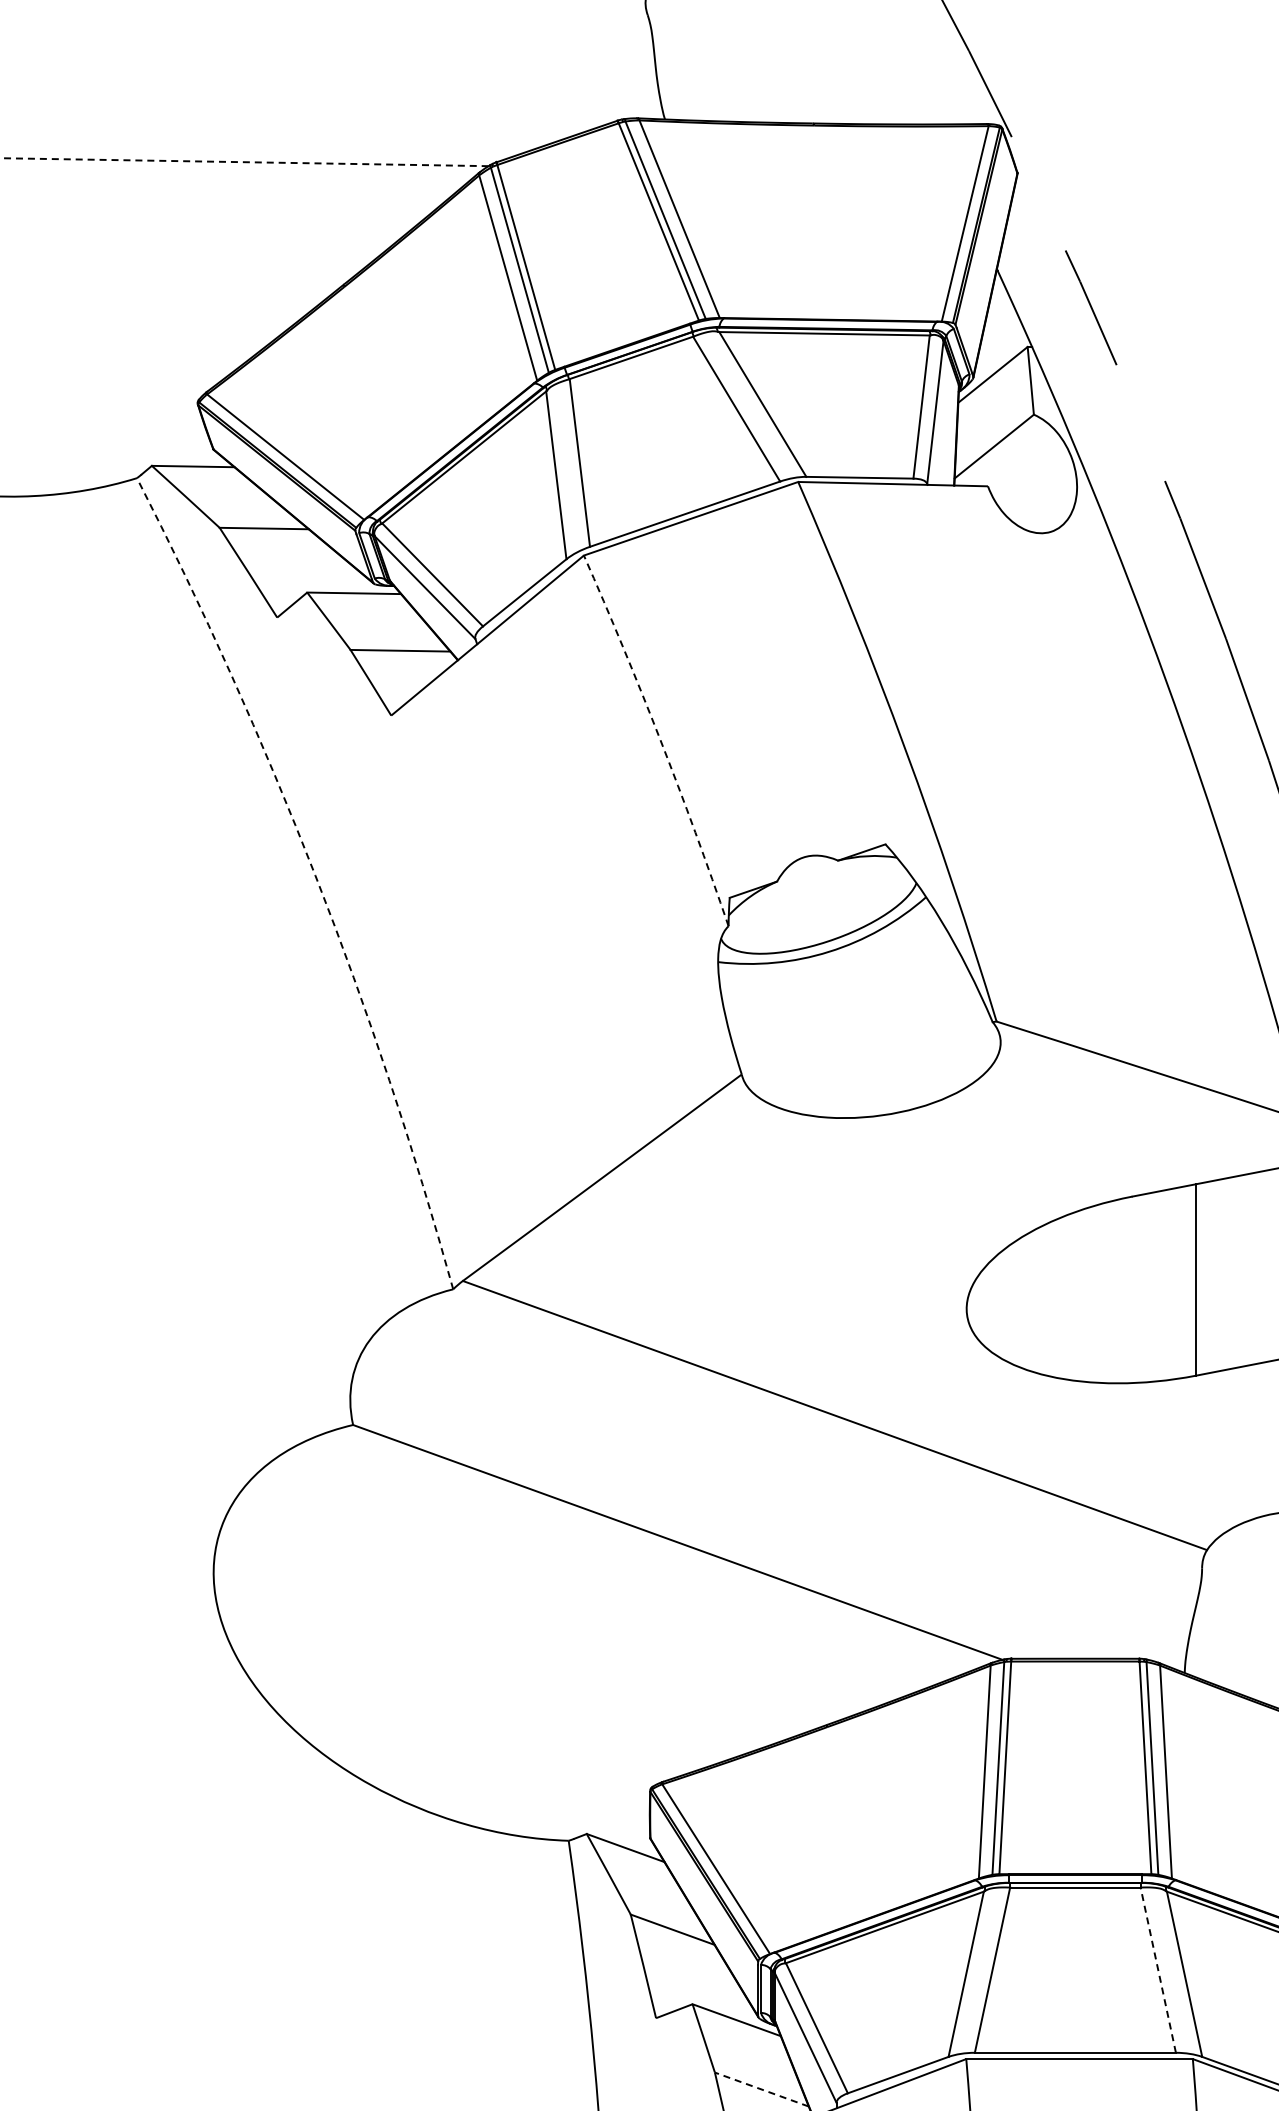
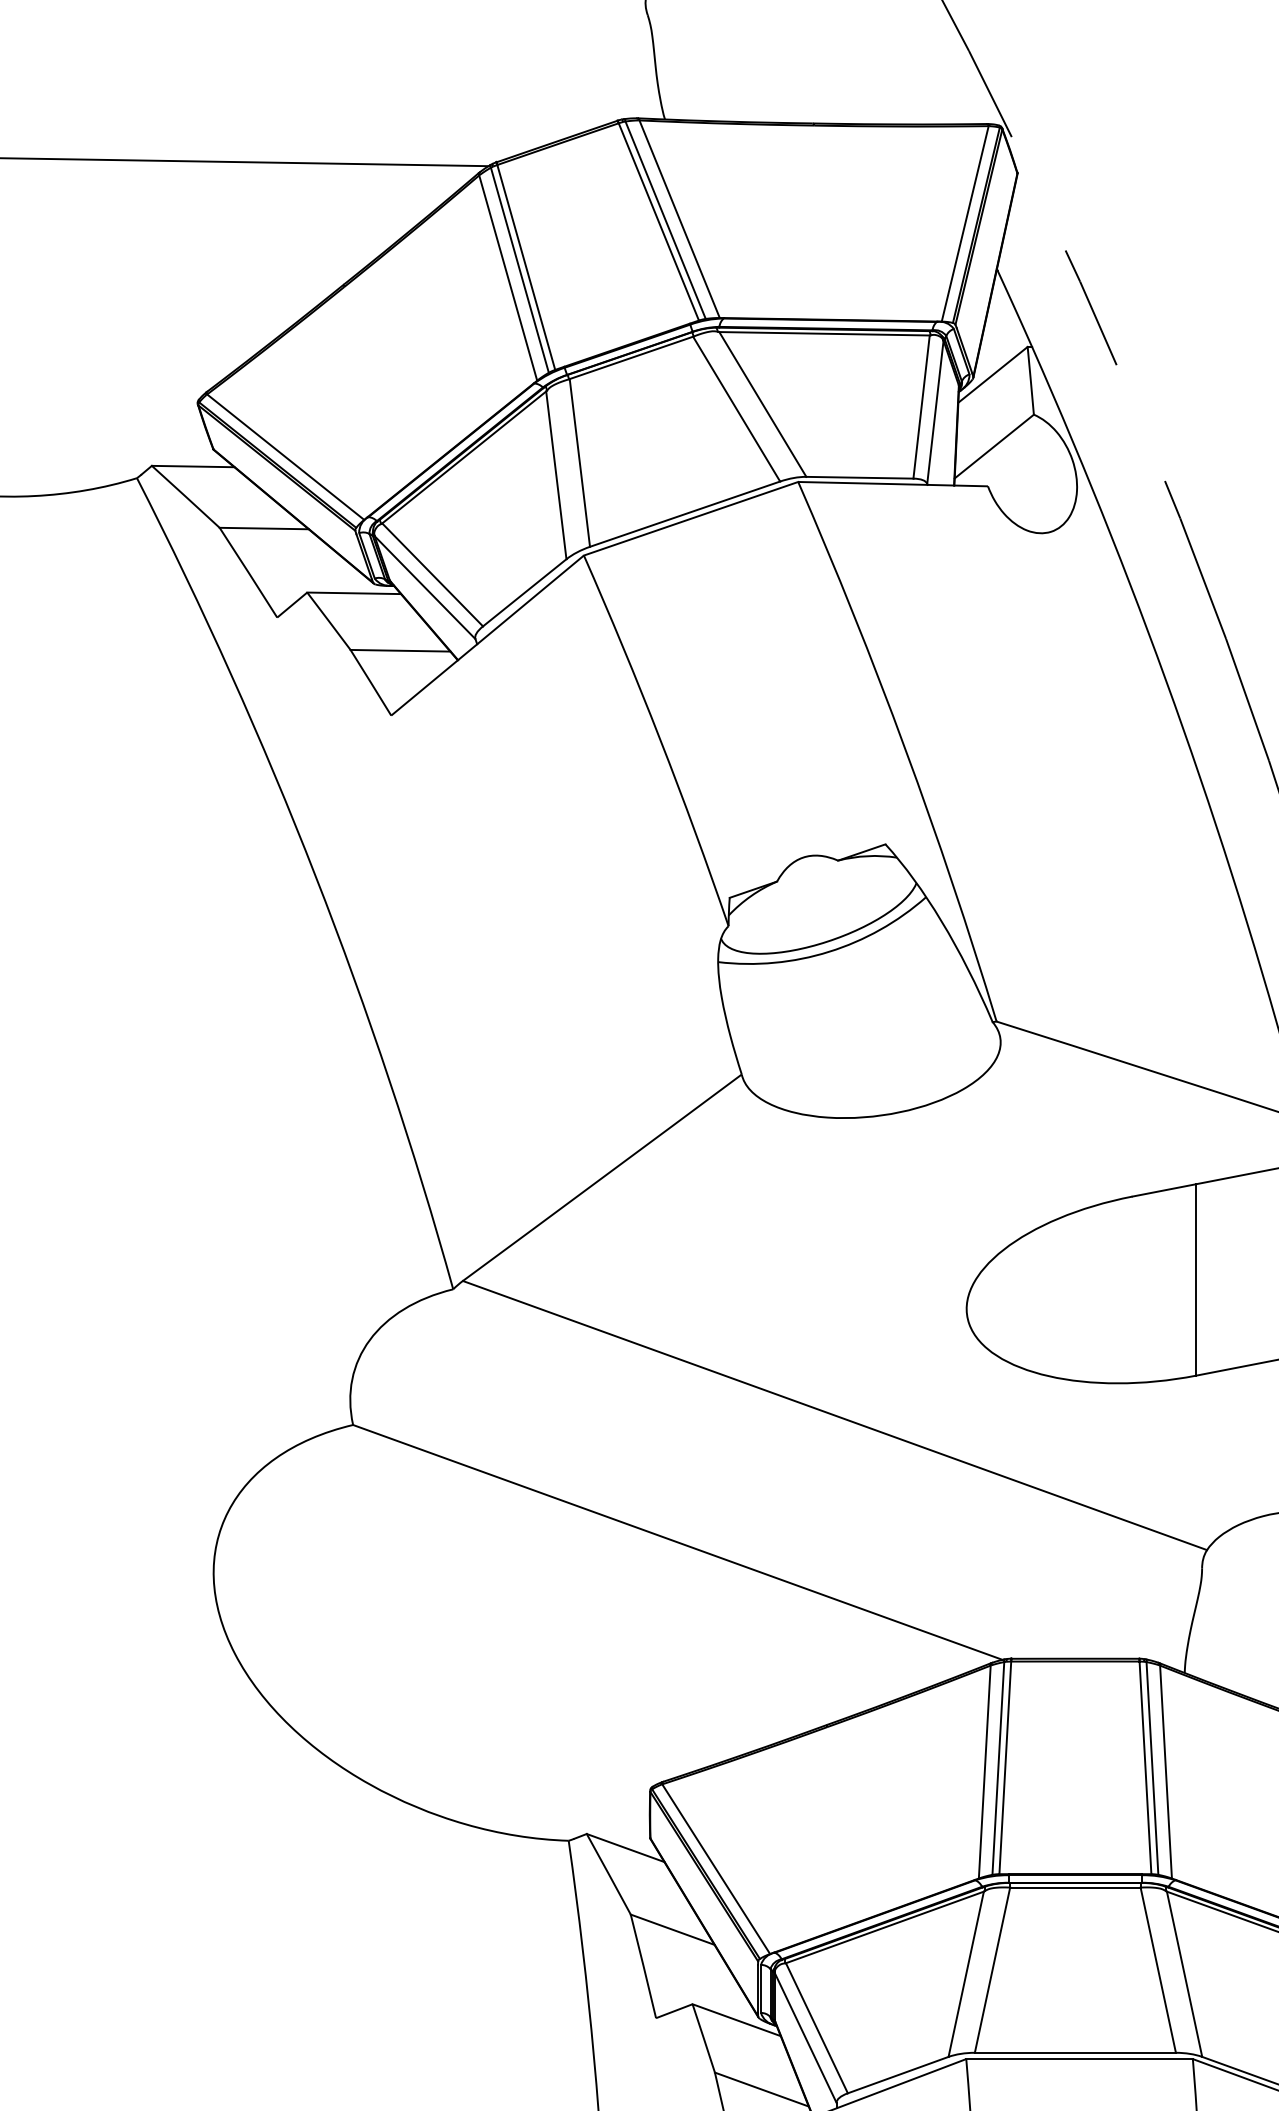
line: dashed -> solid (244, 162)
arc: dashed -> solid (660, 739)
arc: dashed -> solid (315, 875)
line: dashed -> solid (1158, 1969)
line: dashed -> solid (761, 2089)
